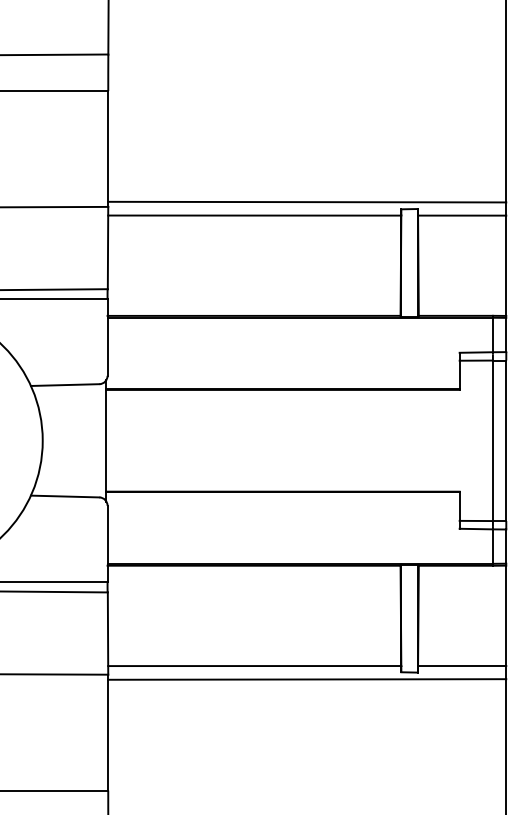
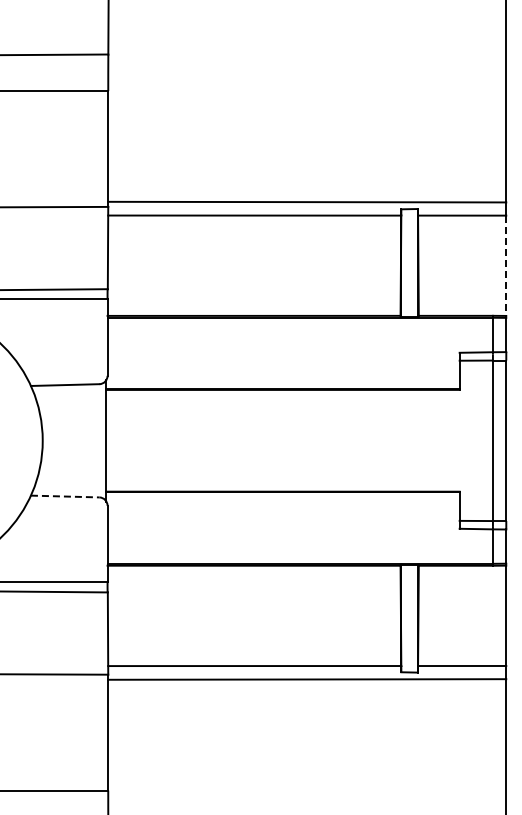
line: solid -> dashed (506, 266)
line: solid -> dashed (65, 496)
